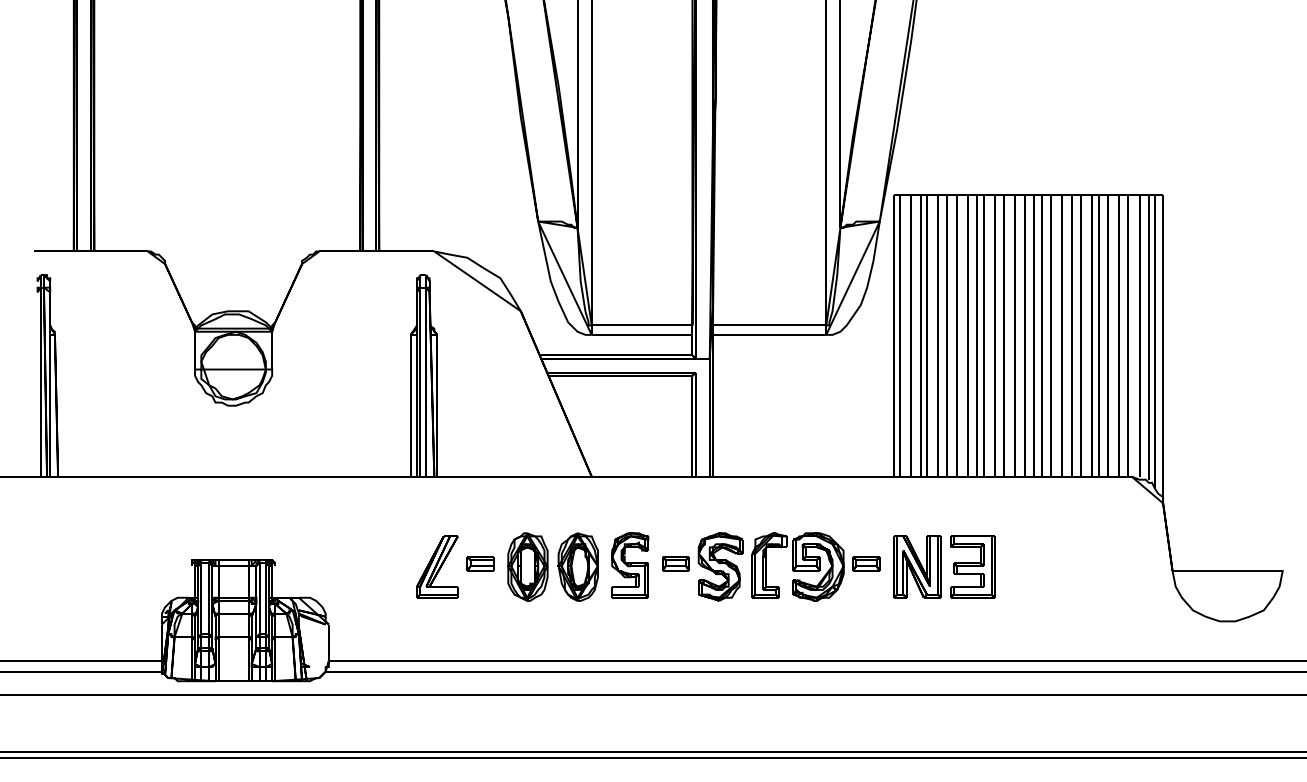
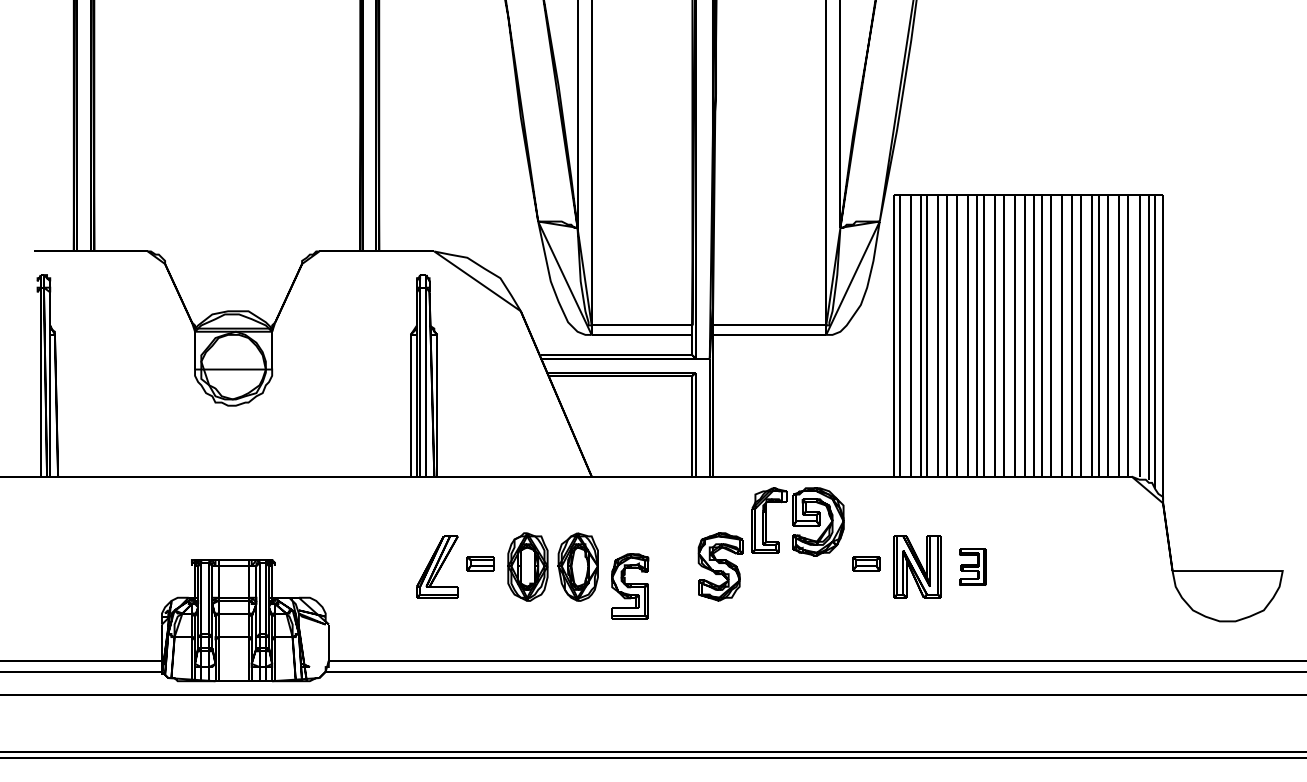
part: present -> none (675, 563)
part position: (630, 565) -> (630, 586) (630, 586)
part position: (797, 566) -> (797, 521) (797, 521)
part size: 46x64 px -> 28x38 px (972, 566)
